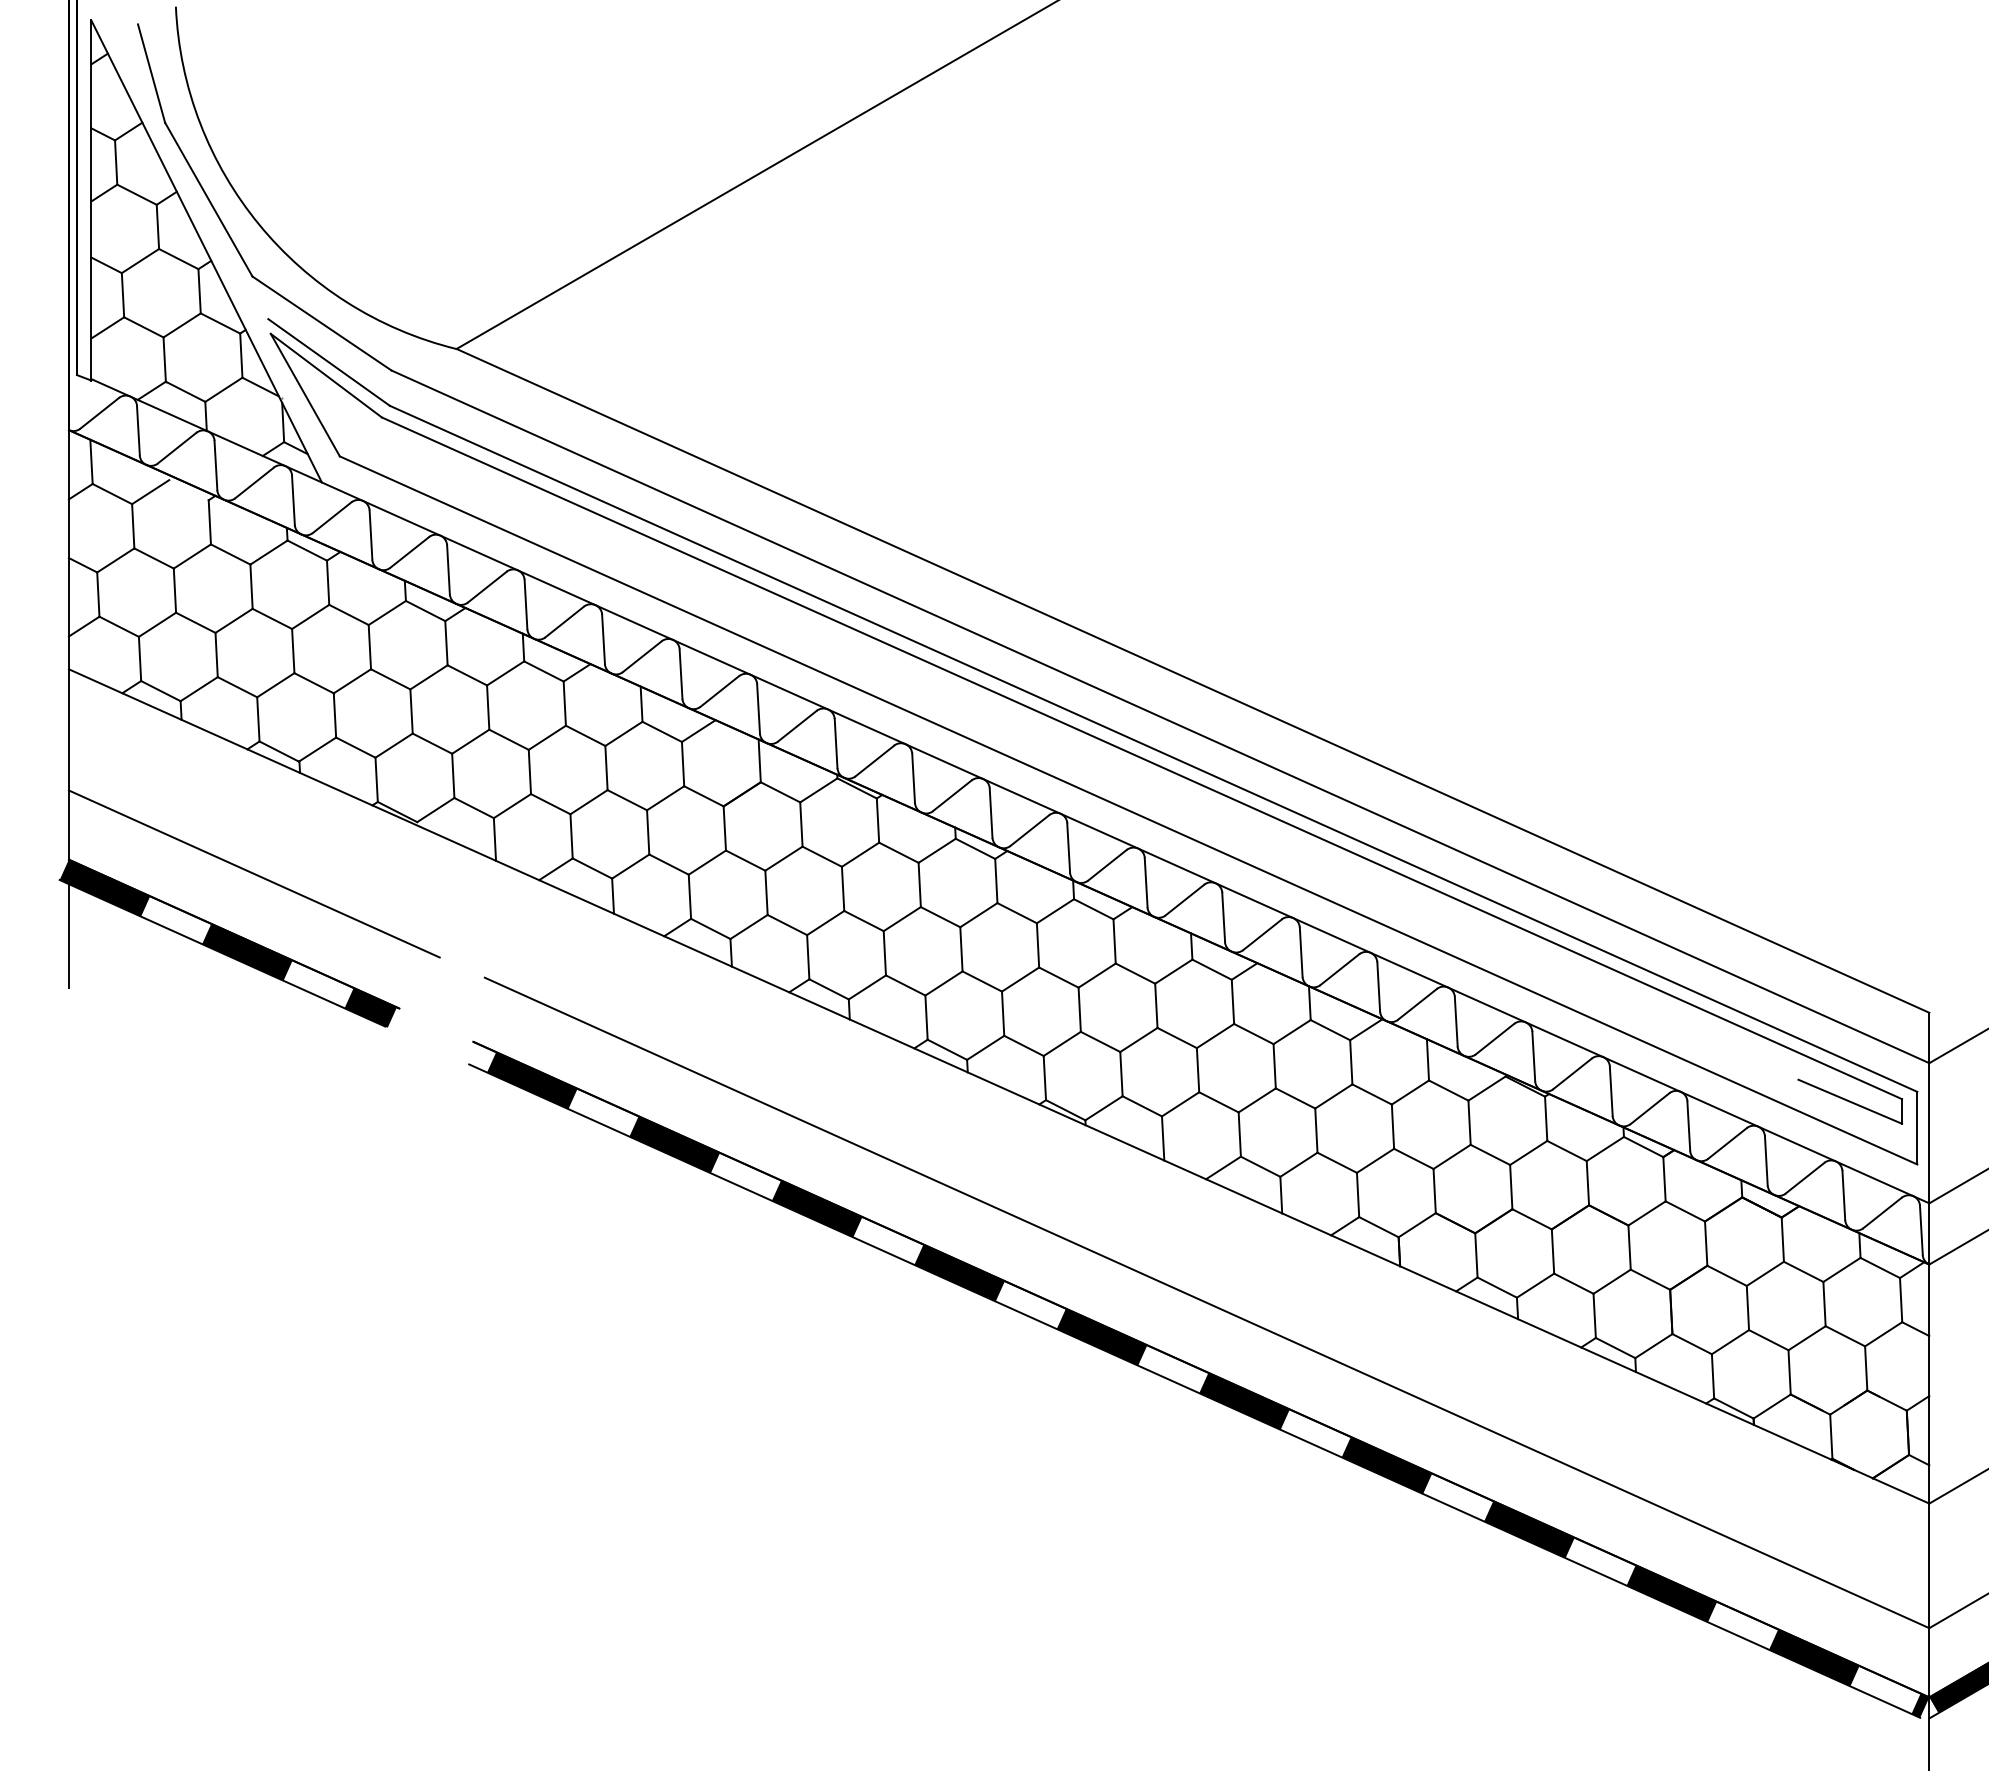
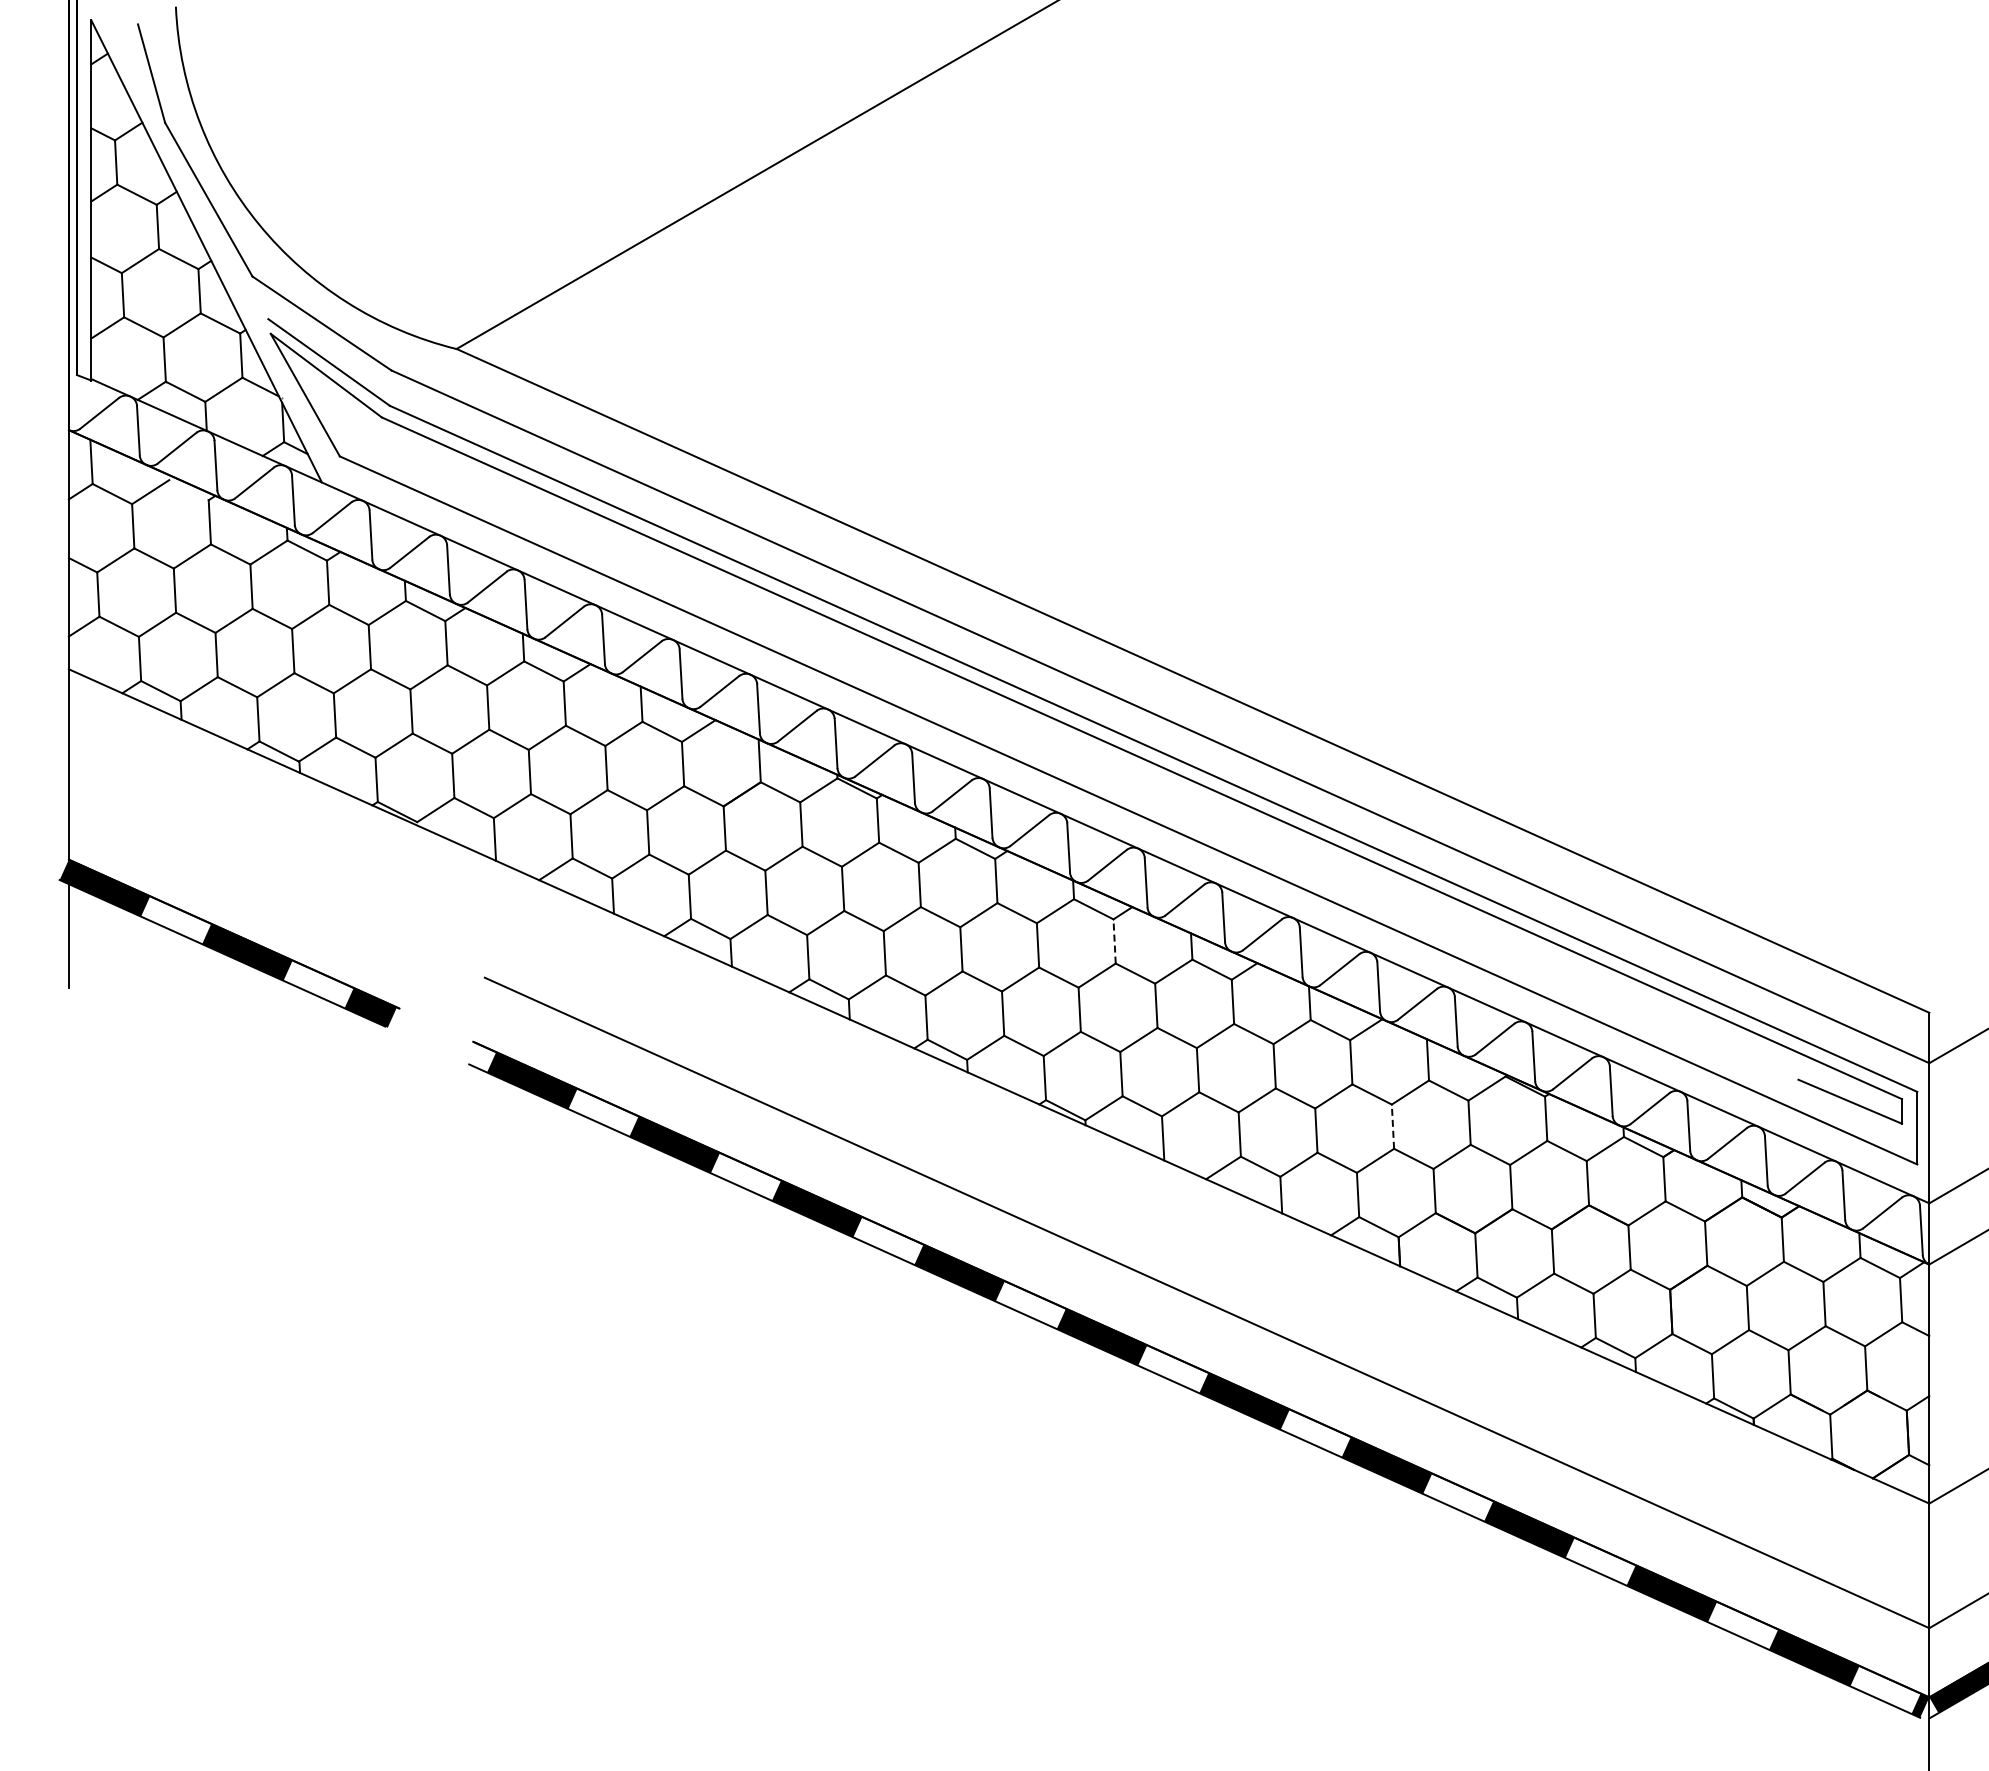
line: present -> none (253, 873)
line: solid -> dashed (1114, 940)
line: solid -> dashed (1392, 1126)
